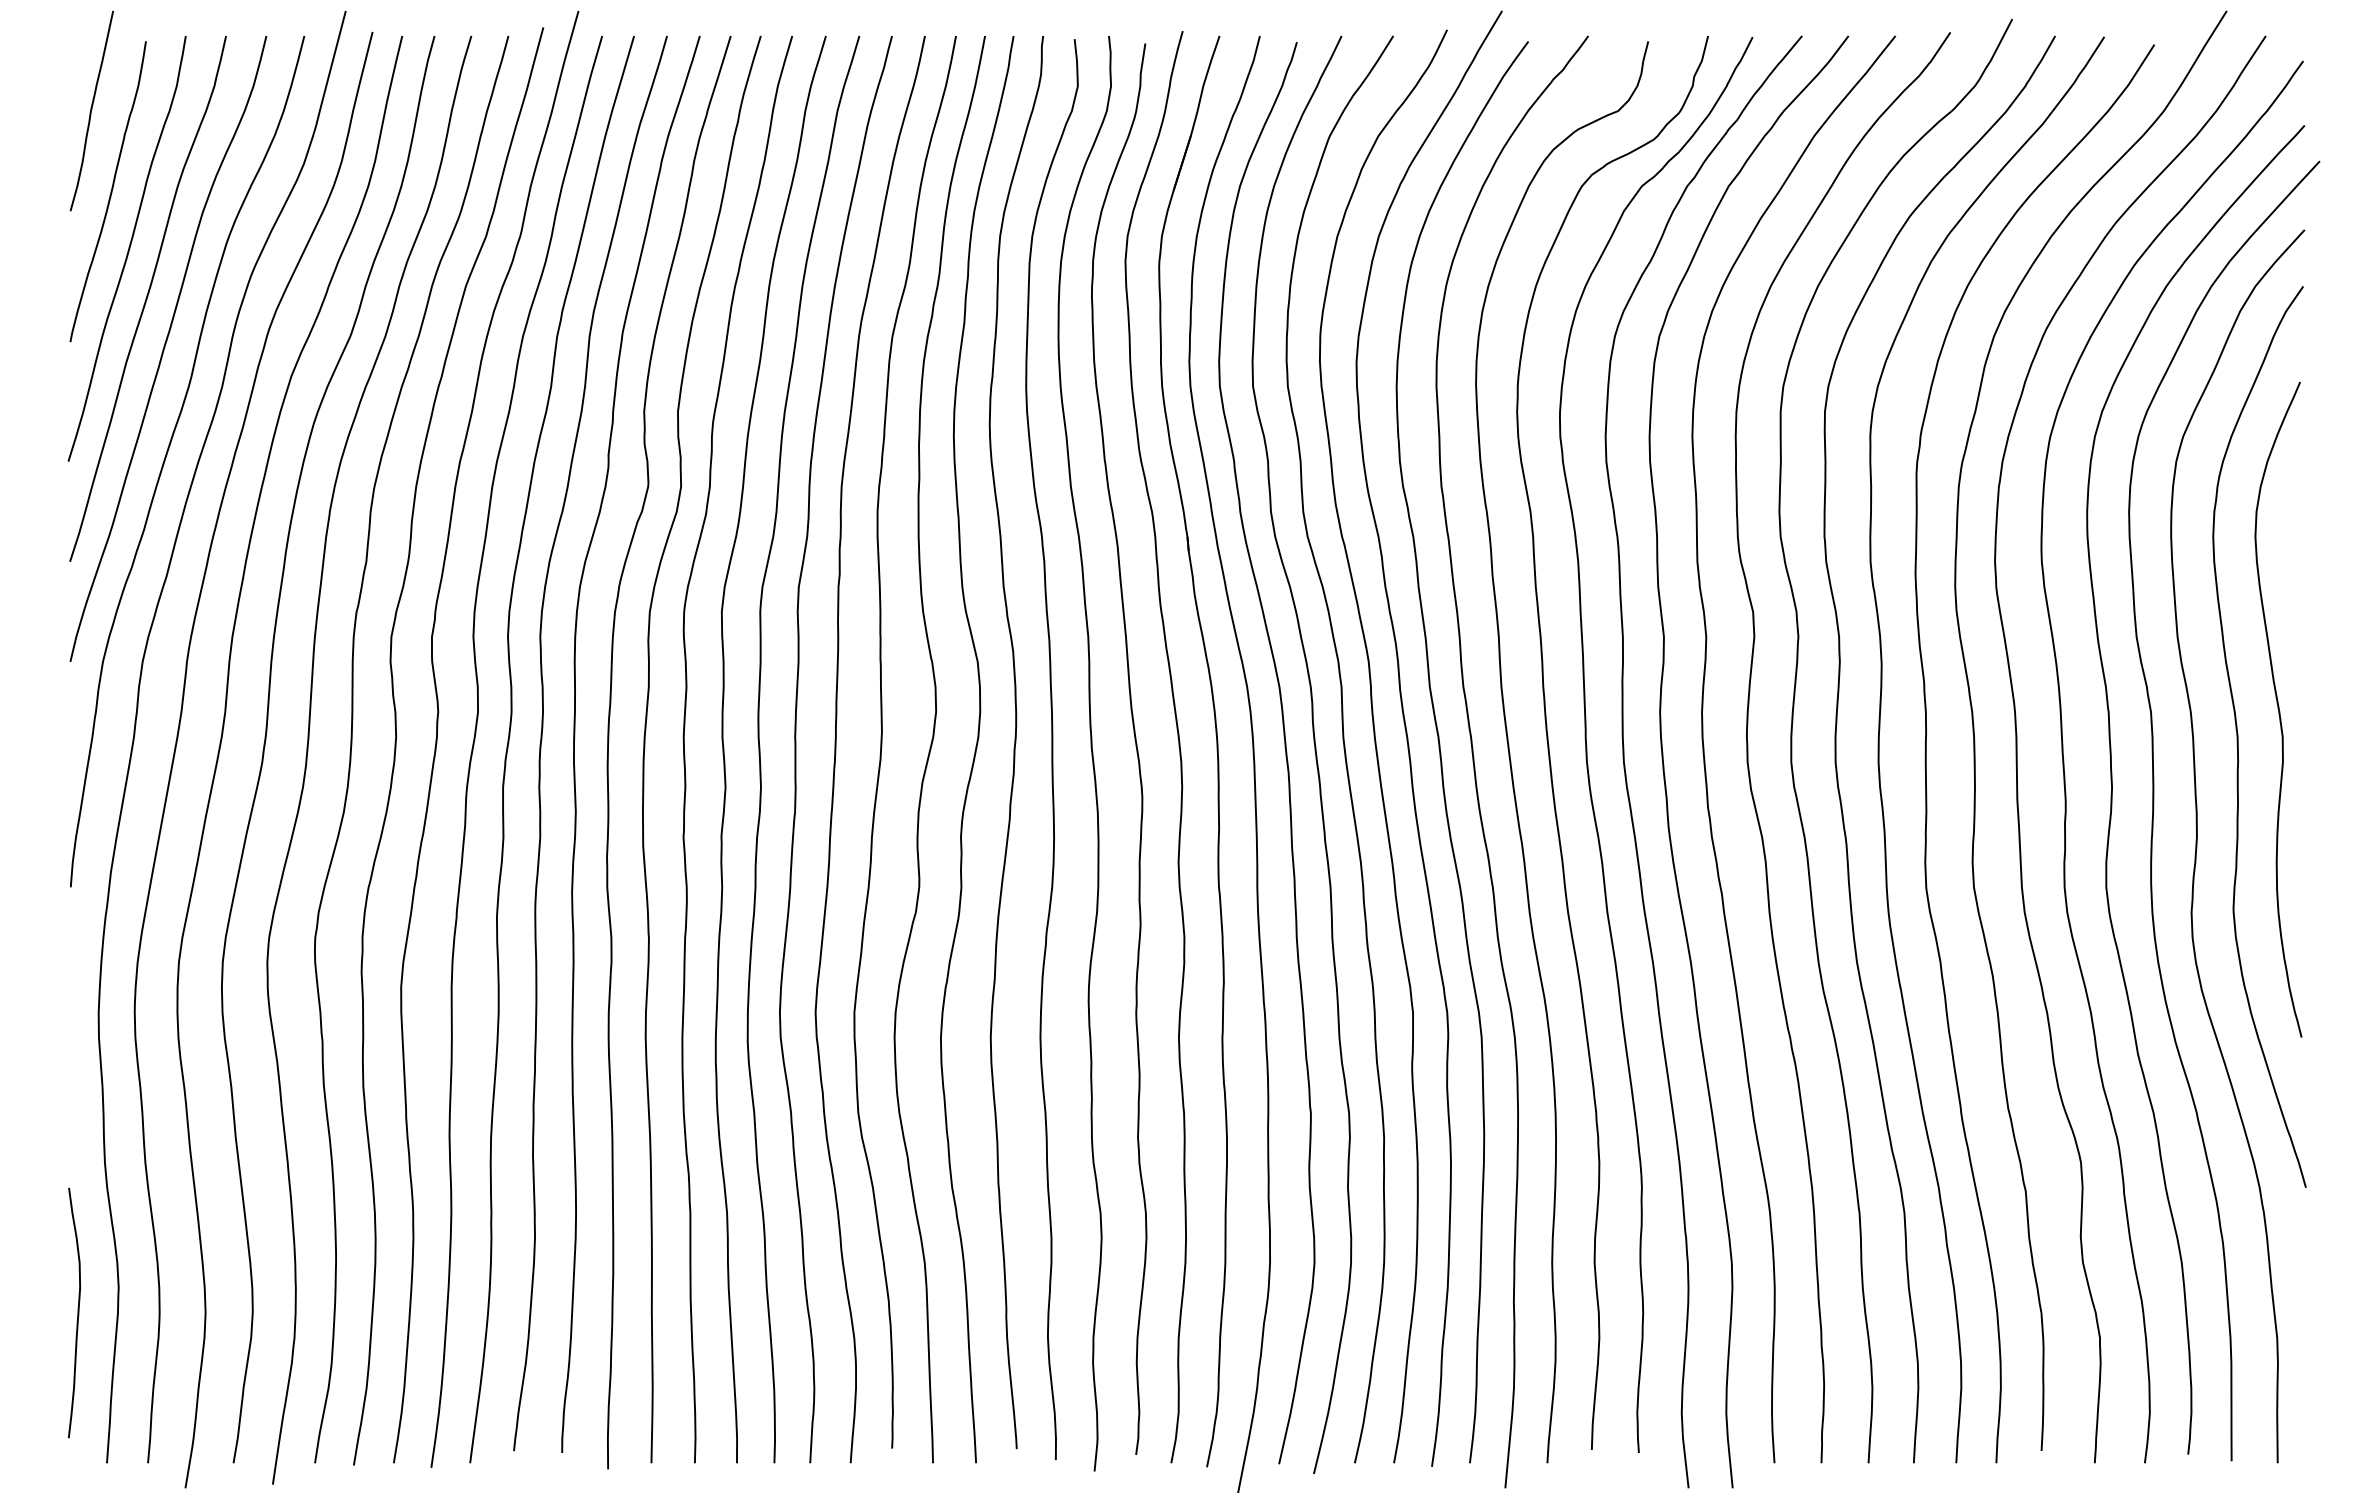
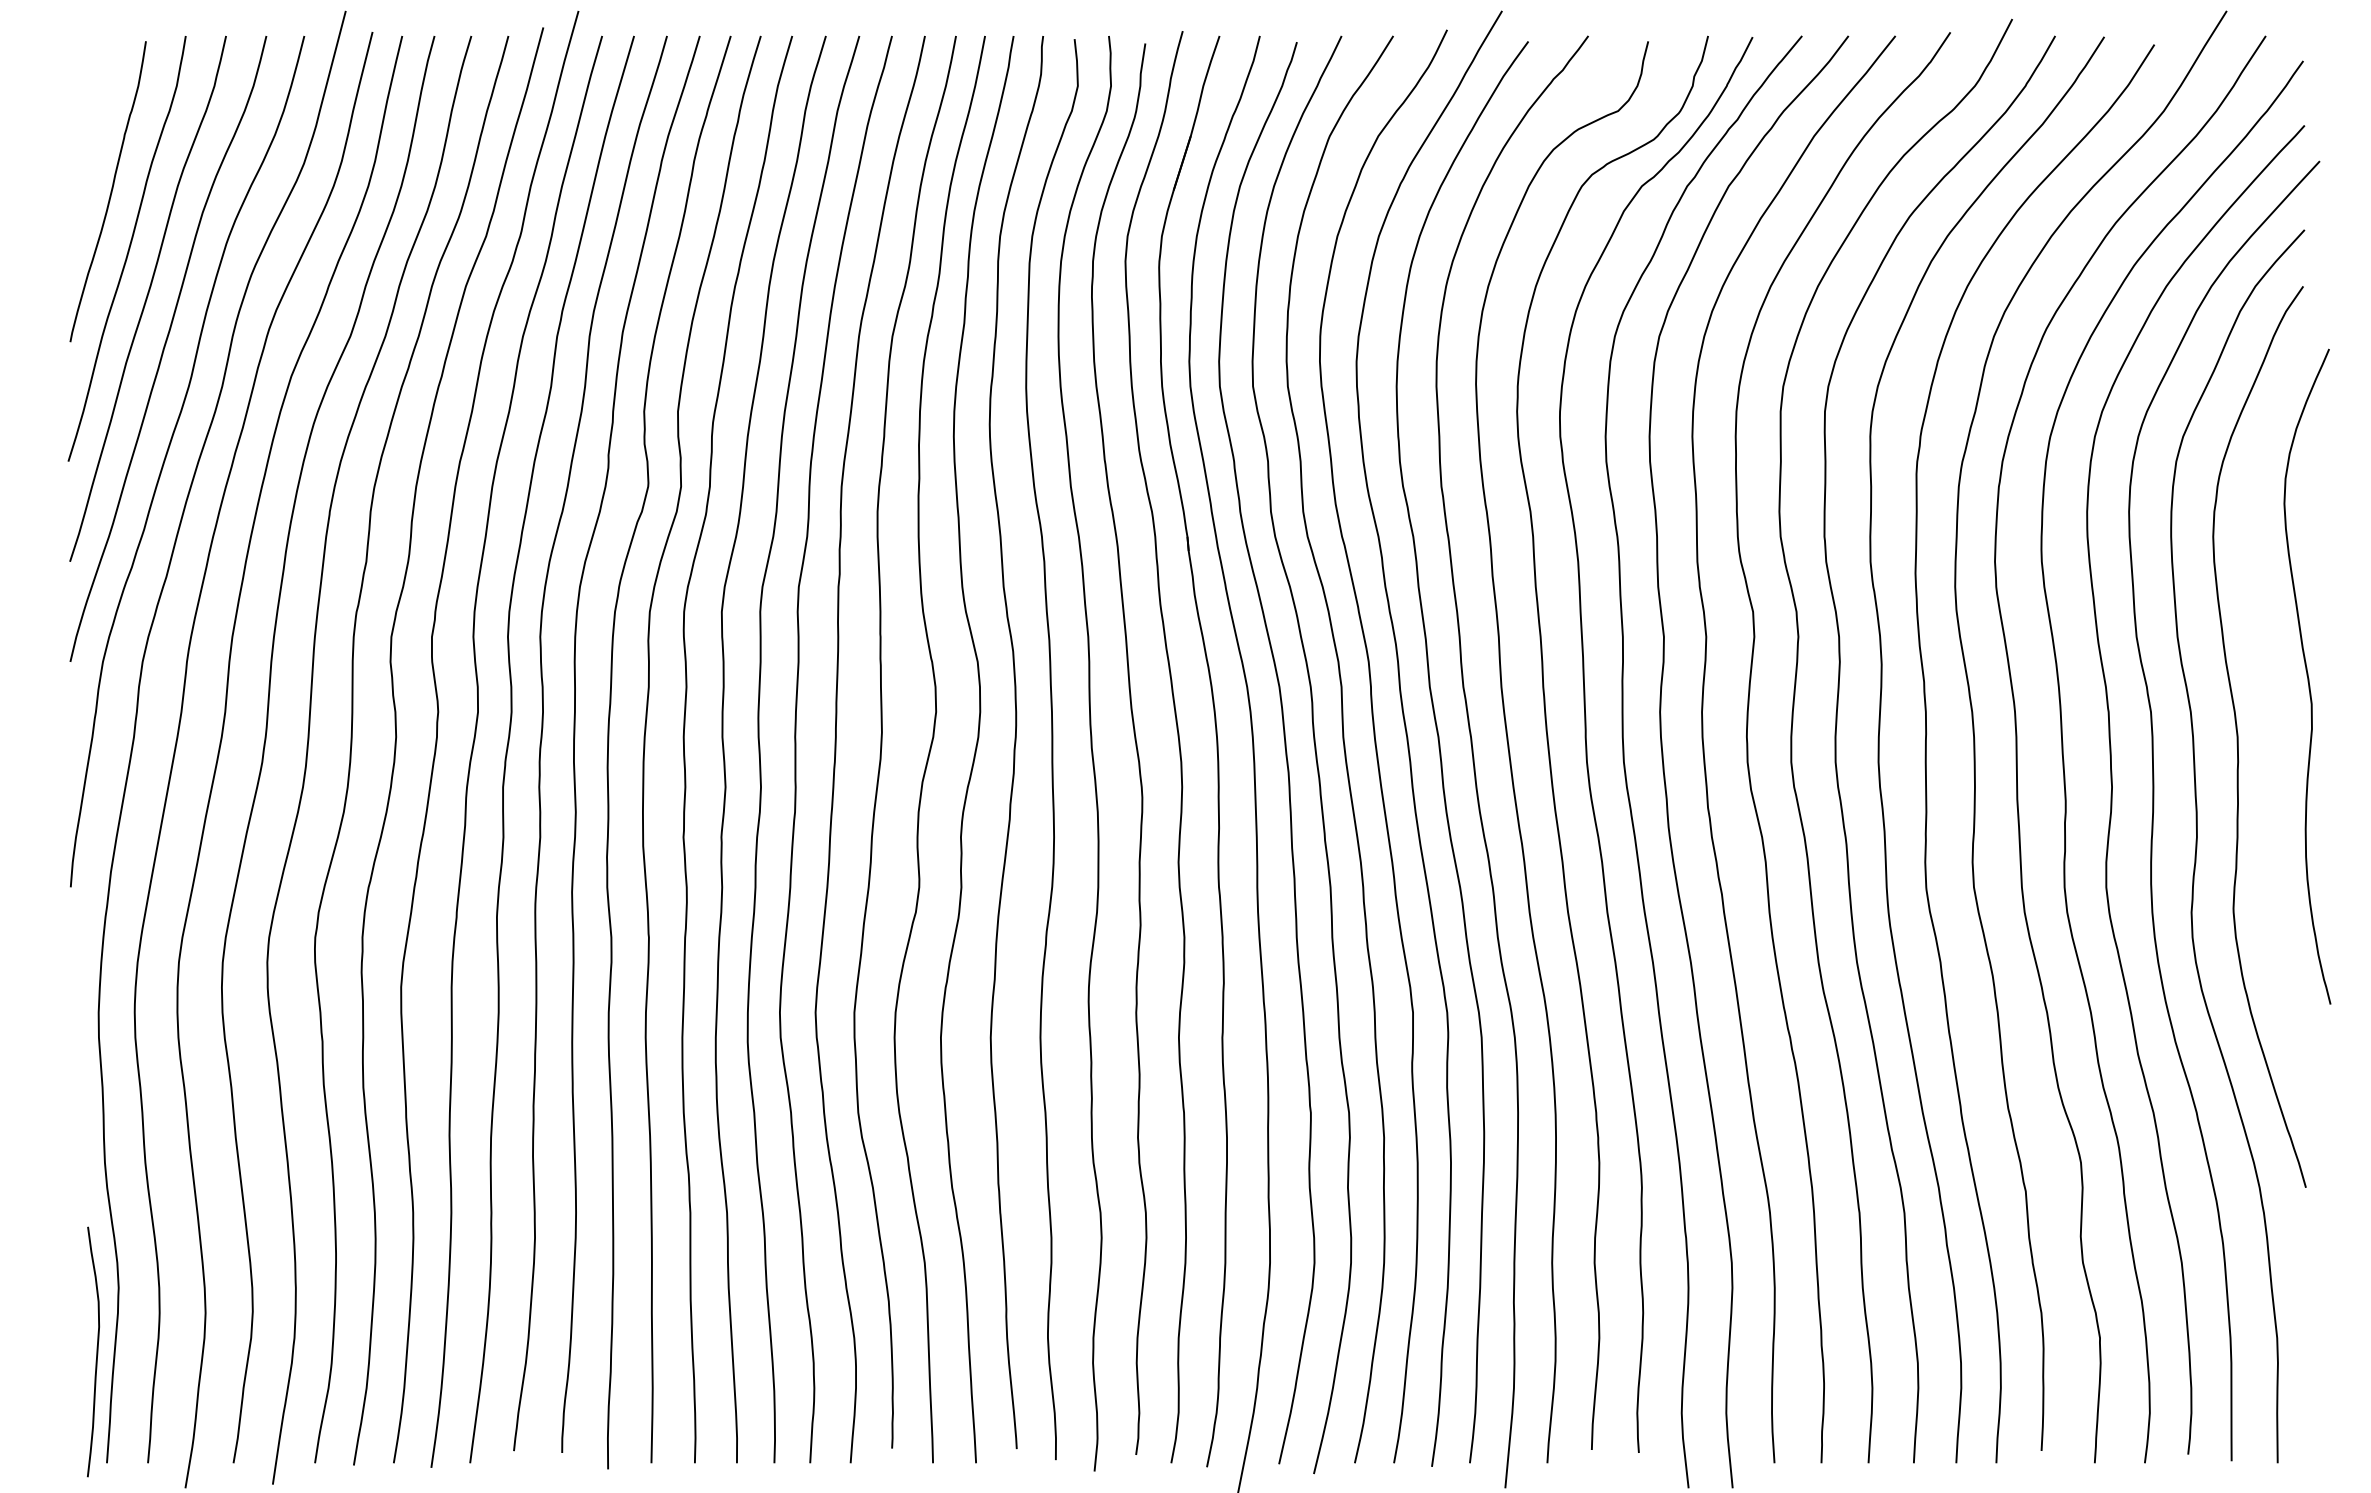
curve: present -> none (91, 110)
curve position: (2278, 709) -> (2307, 676) (2307, 676)
curve position: (77, 1312) -> (96, 1351) (96, 1351)
